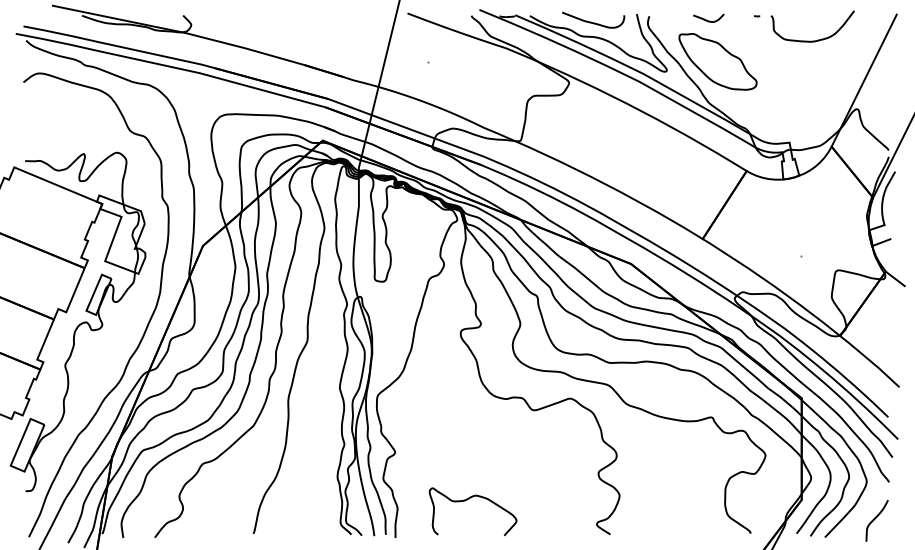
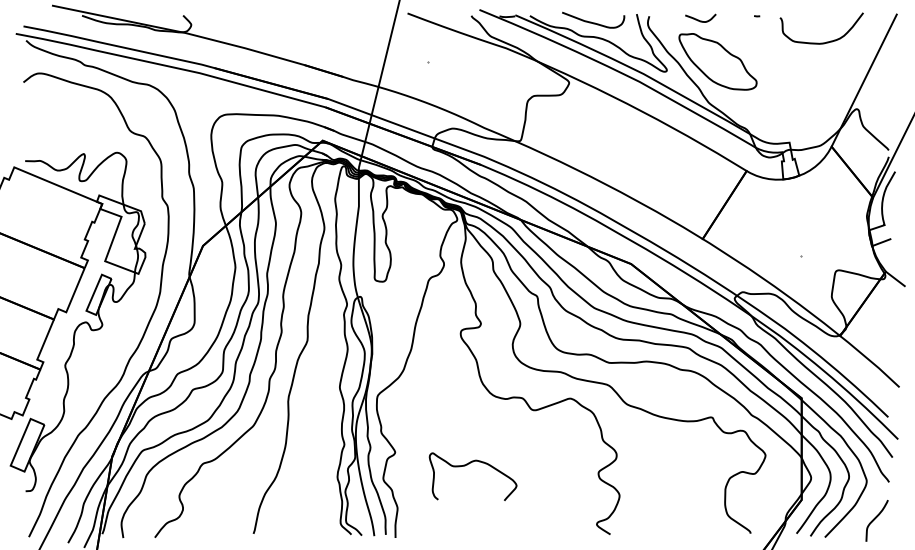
curve position: (706, 19) -> (698, 19) (698, 19)
curve position: (817, 39) -> (826, 41) (826, 41)
curve position: (467, 500) -> (467, 465) (467, 465)
